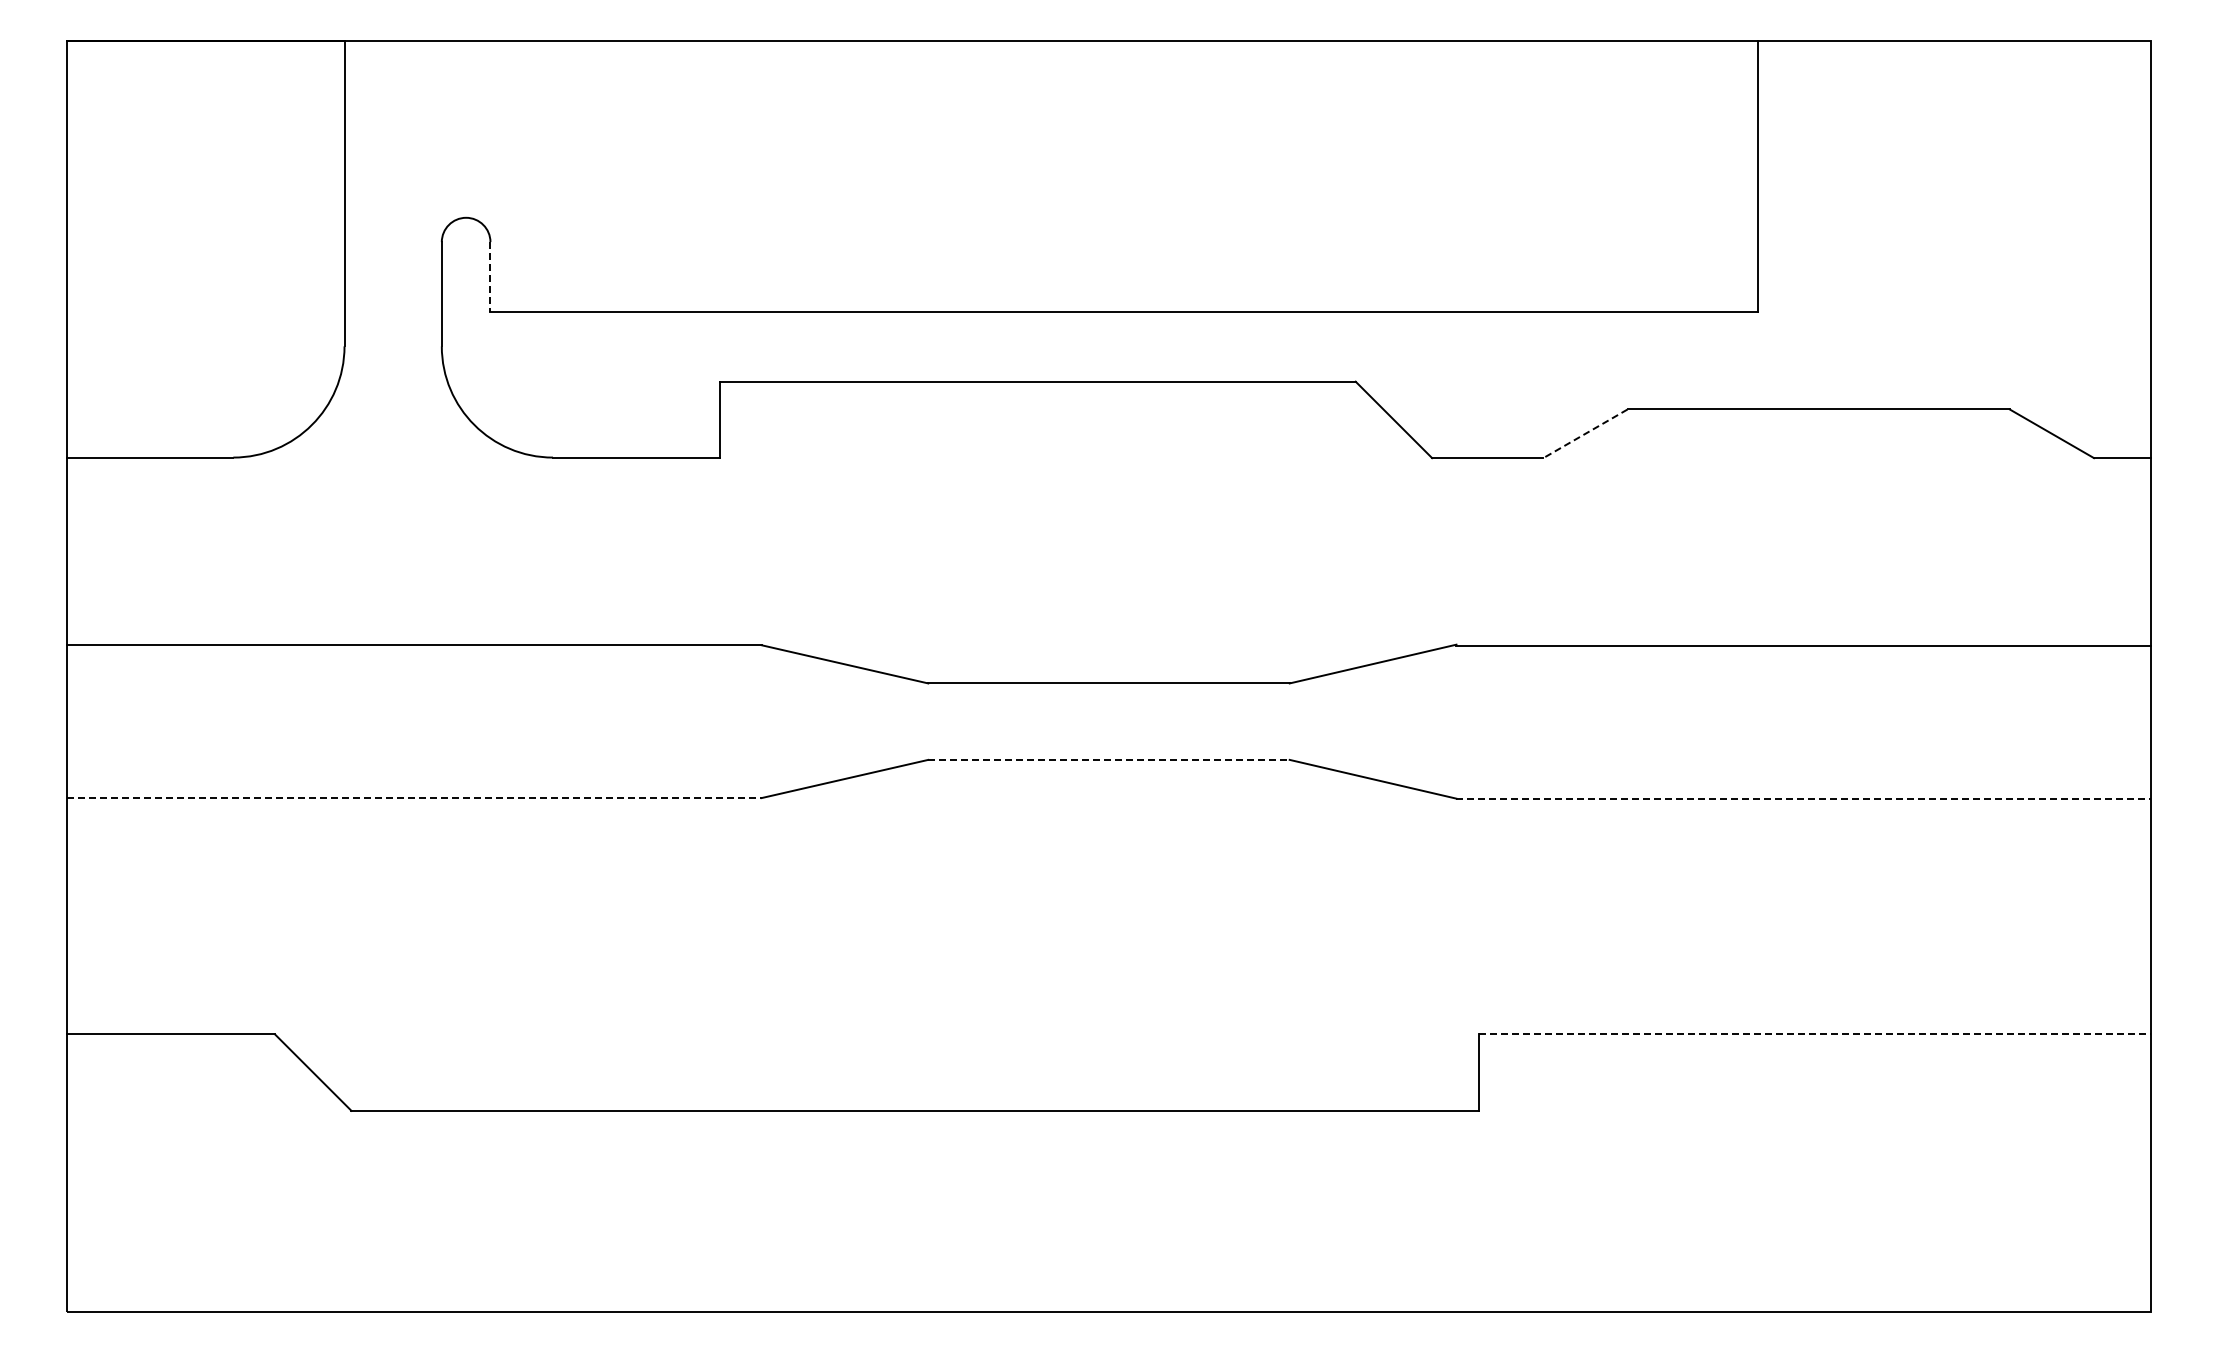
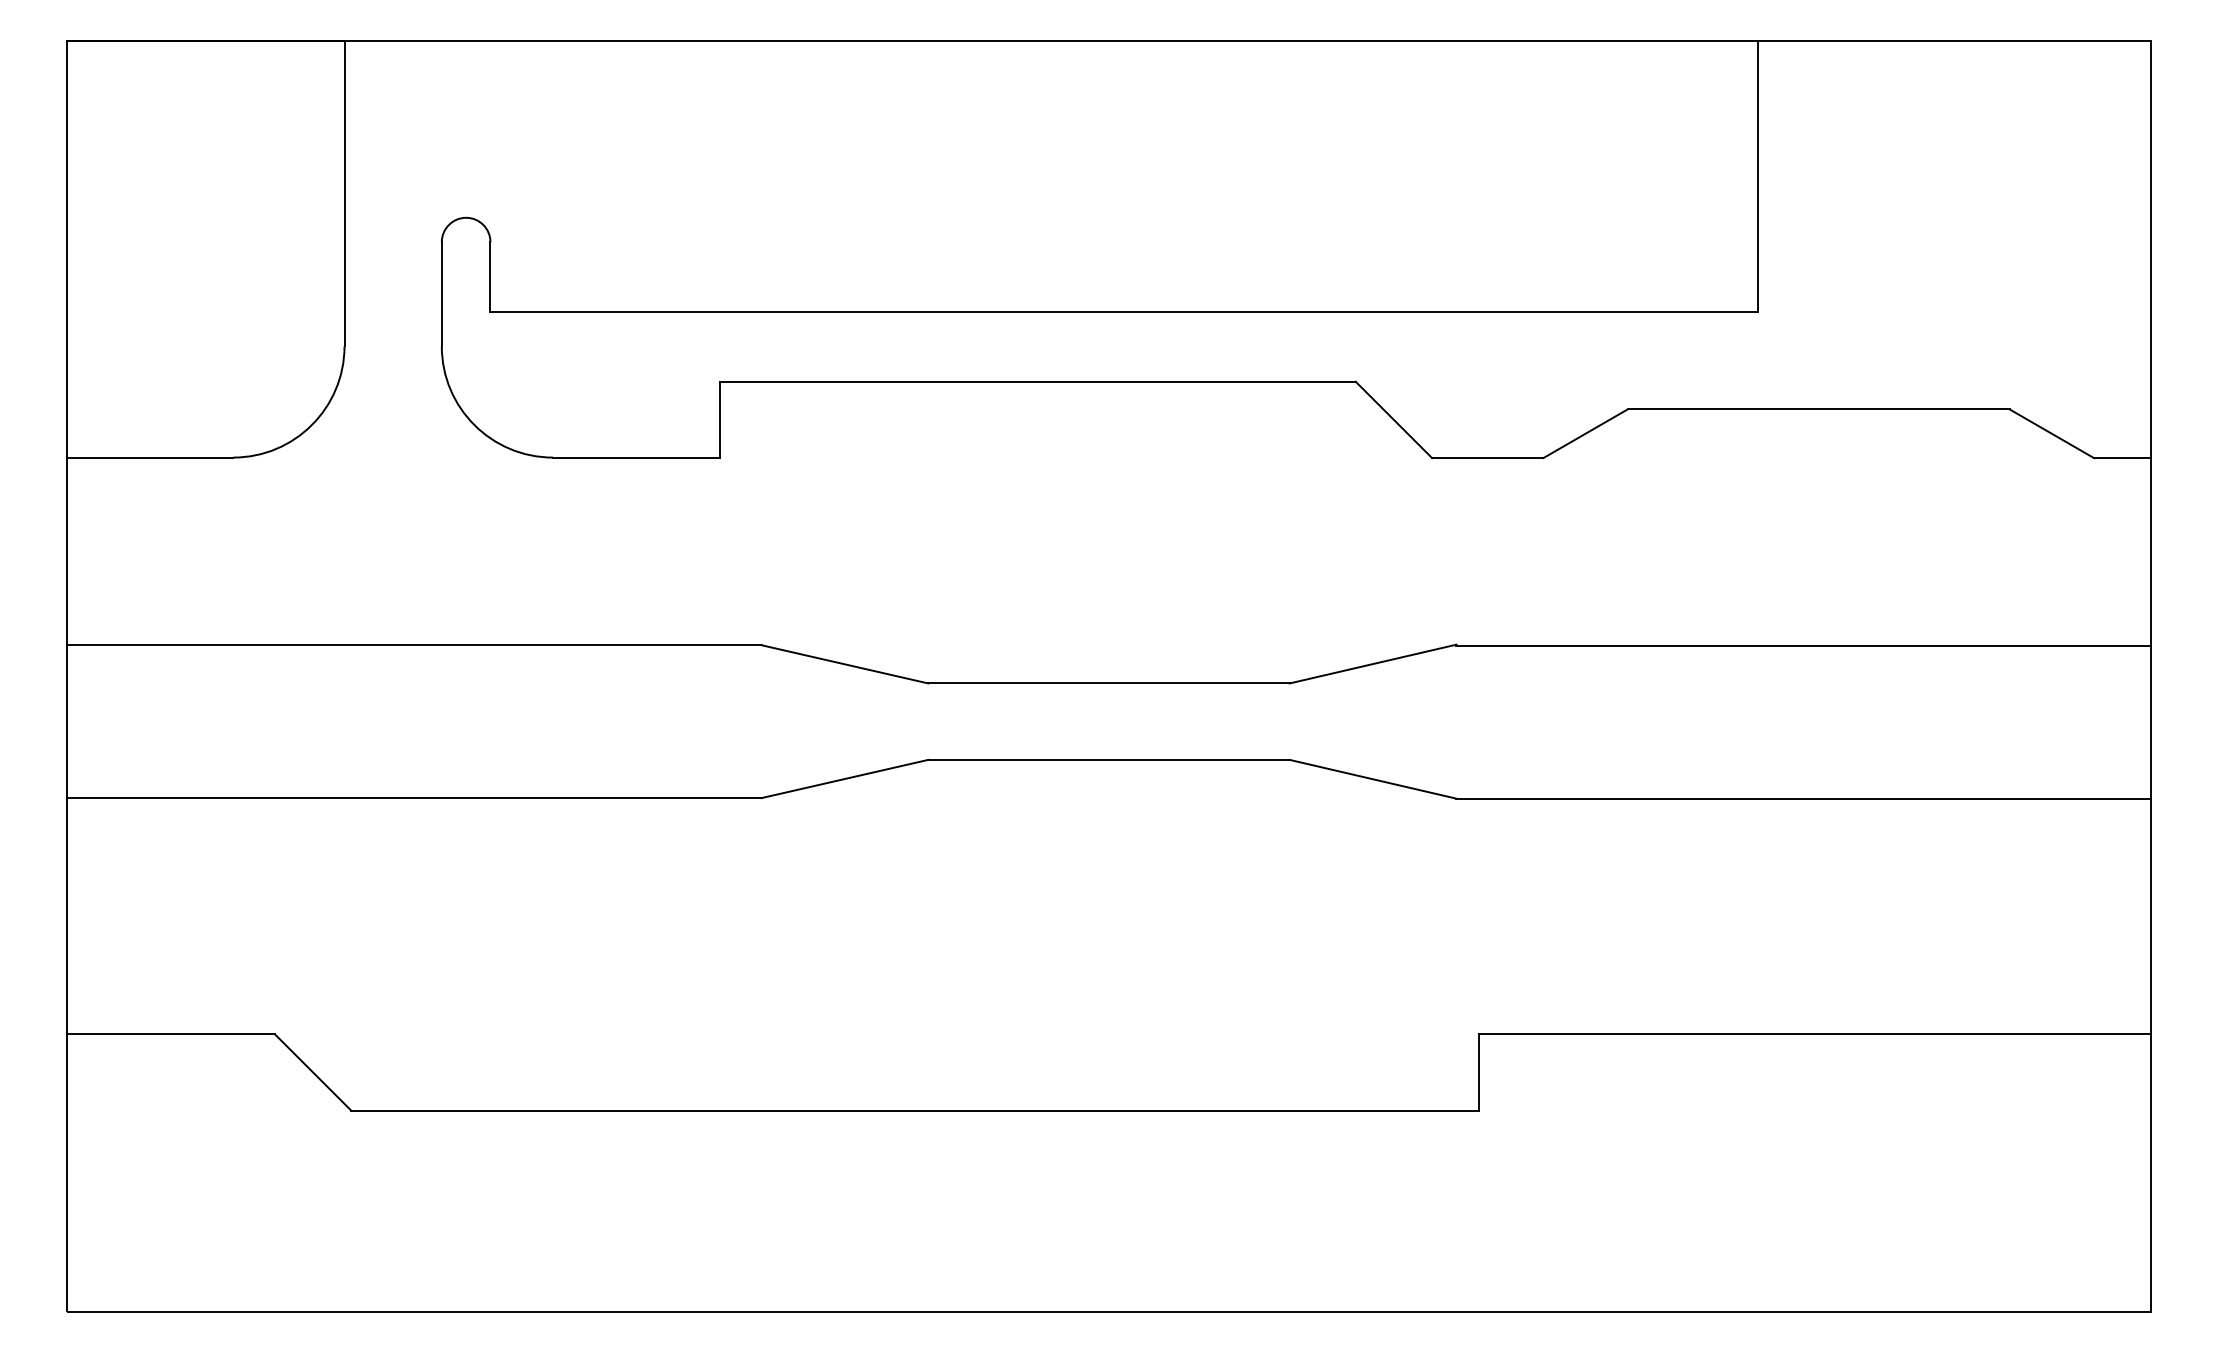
line: dashed -> solid (490, 276)
line: dashed -> solid (1585, 433)
line: dashed -> solid (1109, 759)
line: dashed -> solid (414, 798)
line: dashed -> solid (1804, 798)
line: dashed -> solid (1815, 1034)
